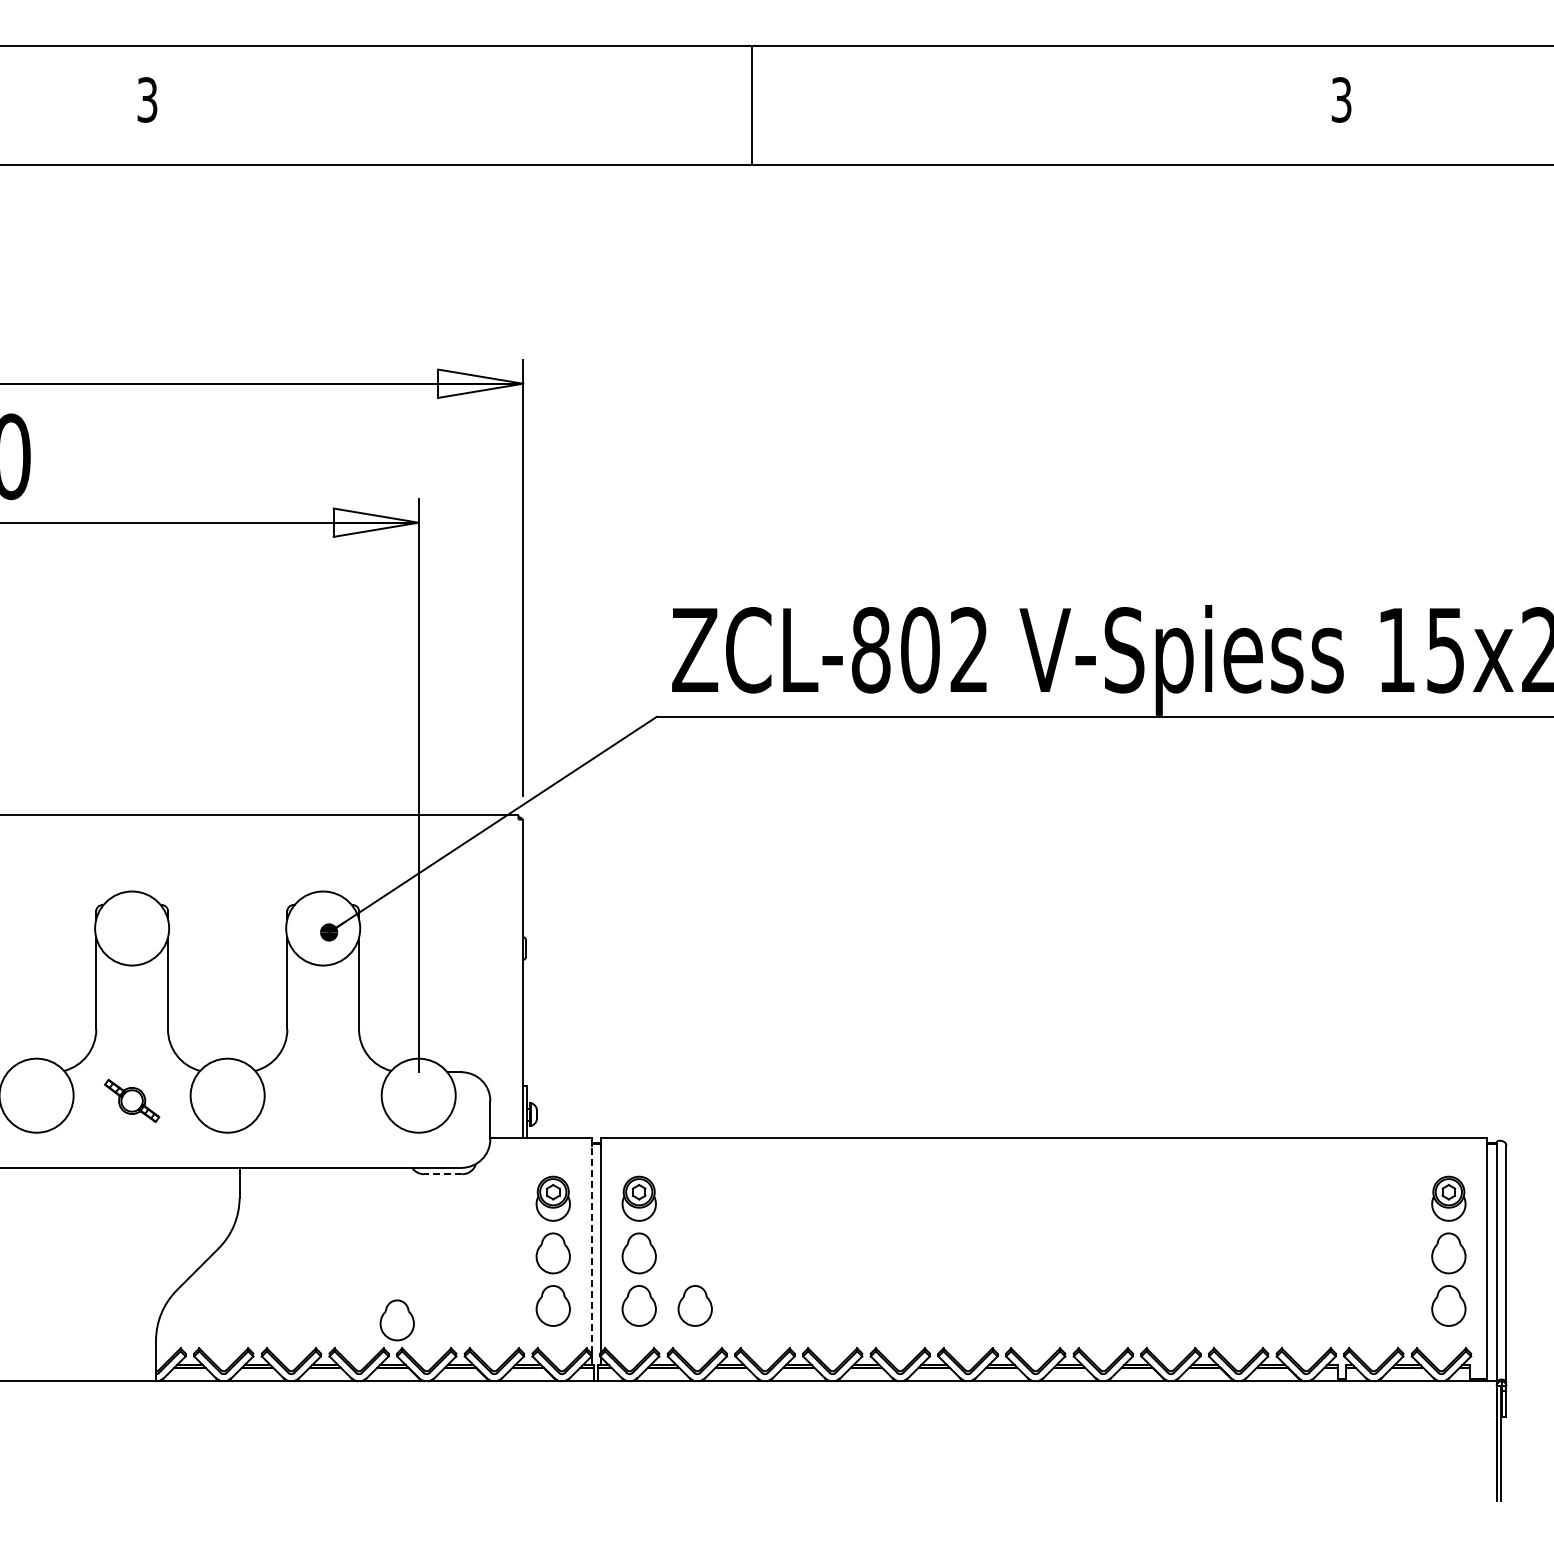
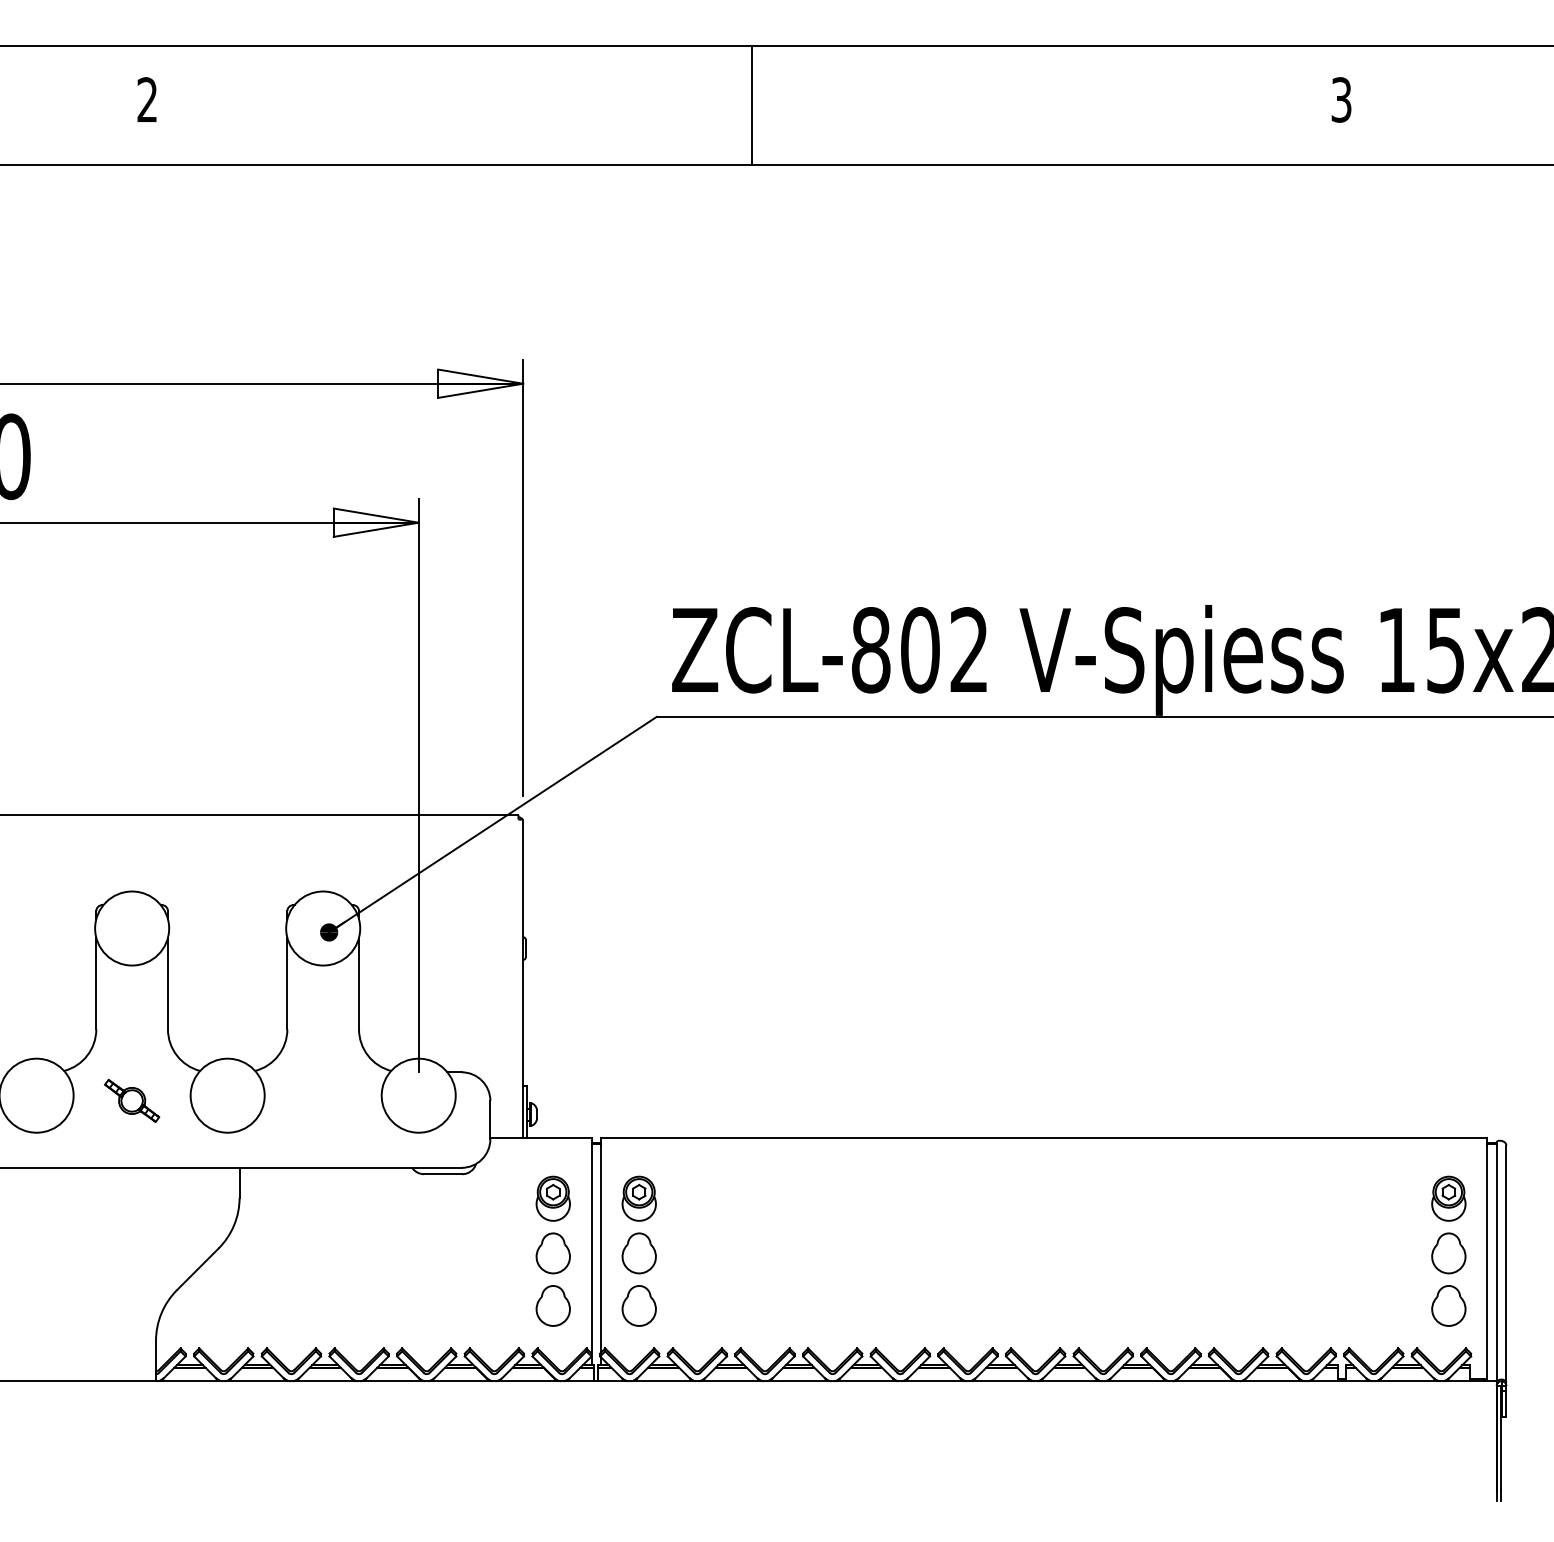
text: 3 -> 2 (147, 99)
line: dashed -> solid (442, 1174)
line: dashed -> solid (591, 1249)
part: present -> none (694, 1305)
part: present -> none (396, 1320)
